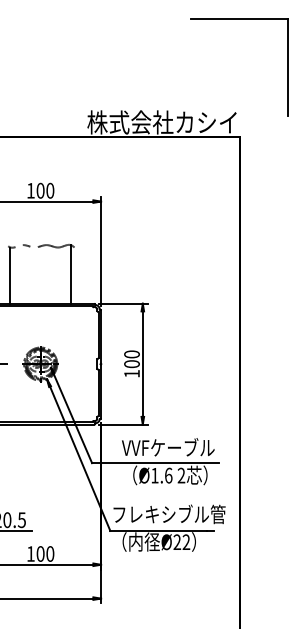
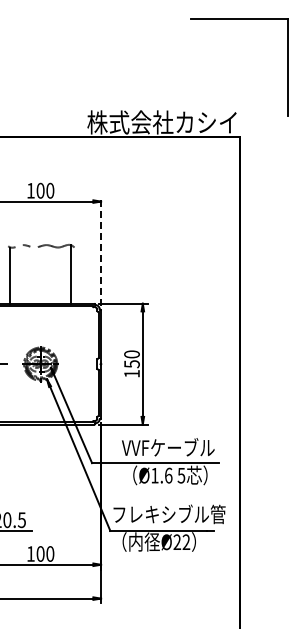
line: solid -> dashed (101, 250)
text: 100 -> 150 (131, 364)
text: 2 -> 5 (181, 475)
